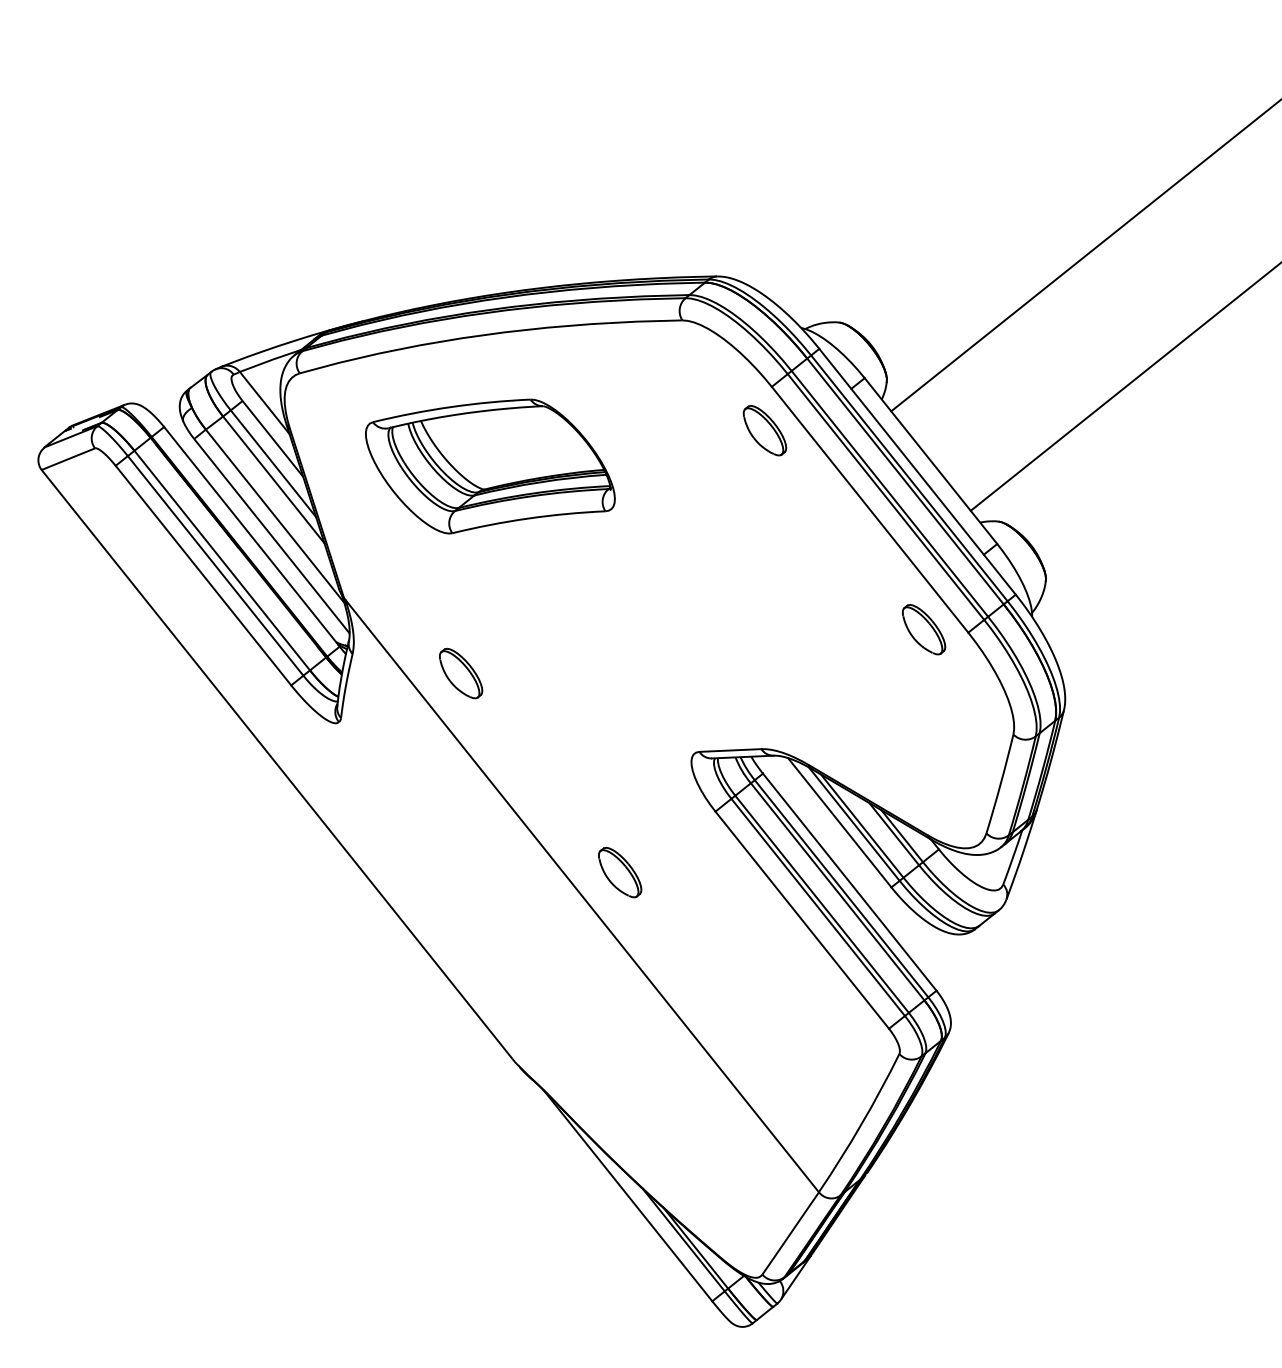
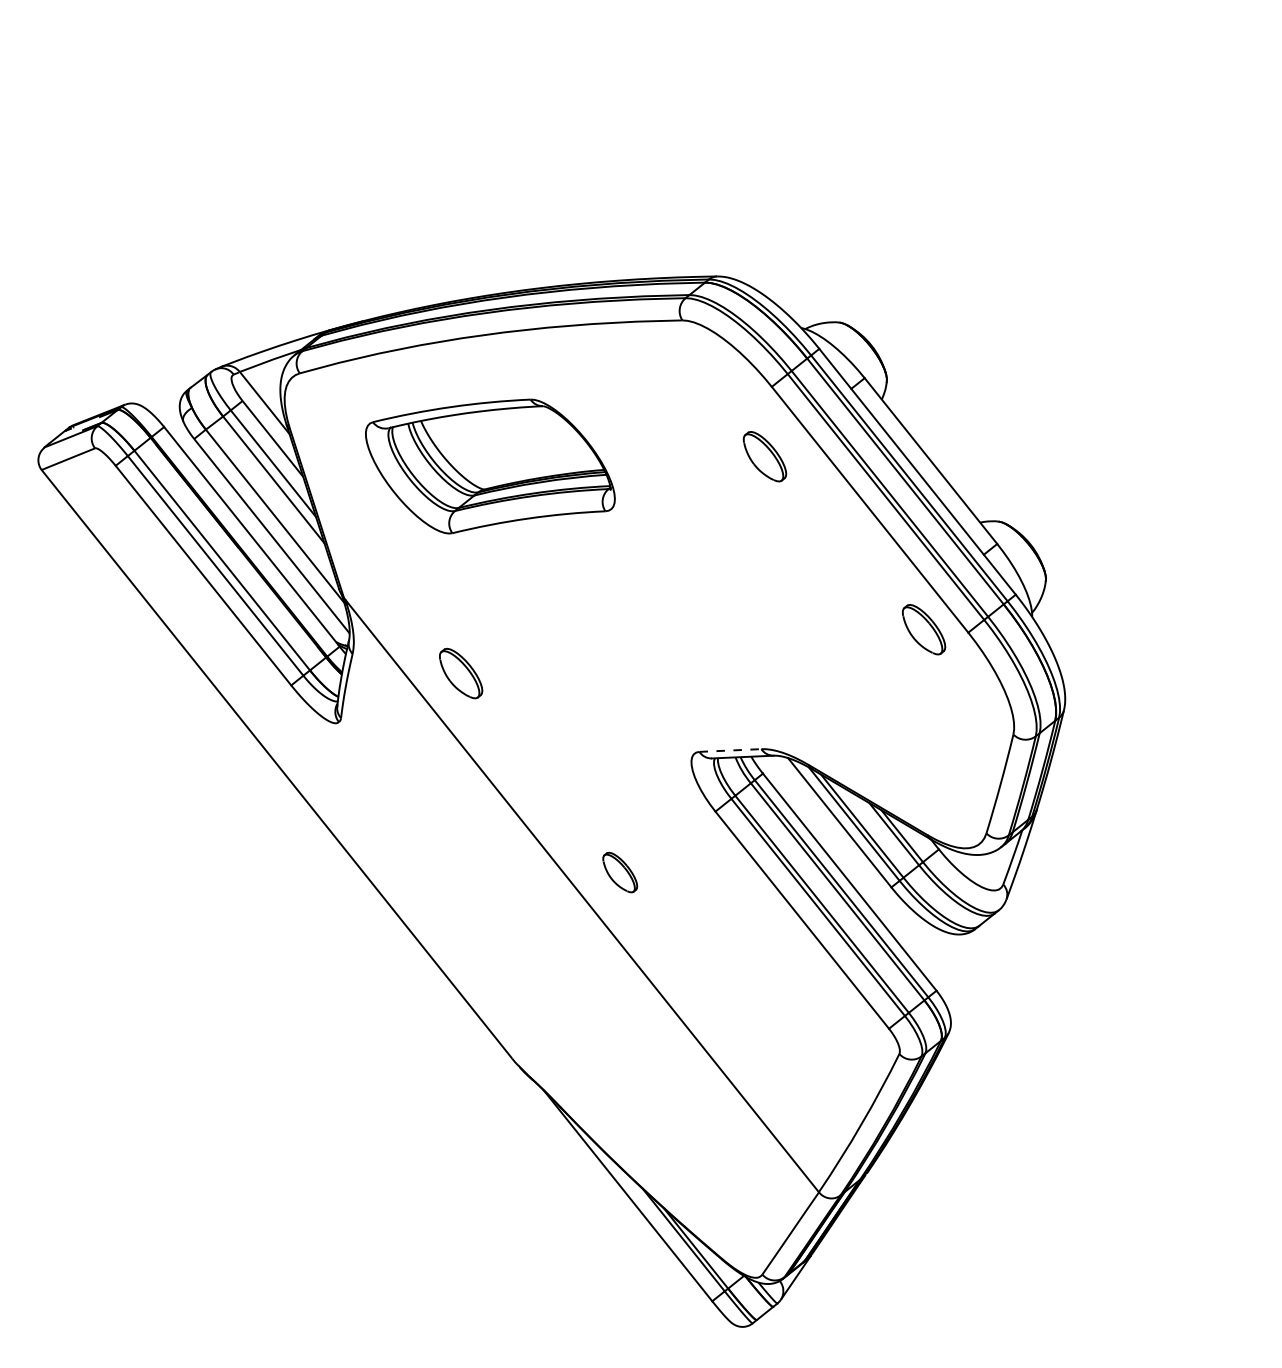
line: present -> none (1084, 256)
line: present -> none (1124, 387)
part position: (764, 430) -> (764, 456) (764, 456)
line: solid -> dashed (730, 750)
part size: 45x53 px -> 37x43 px (620, 872)
